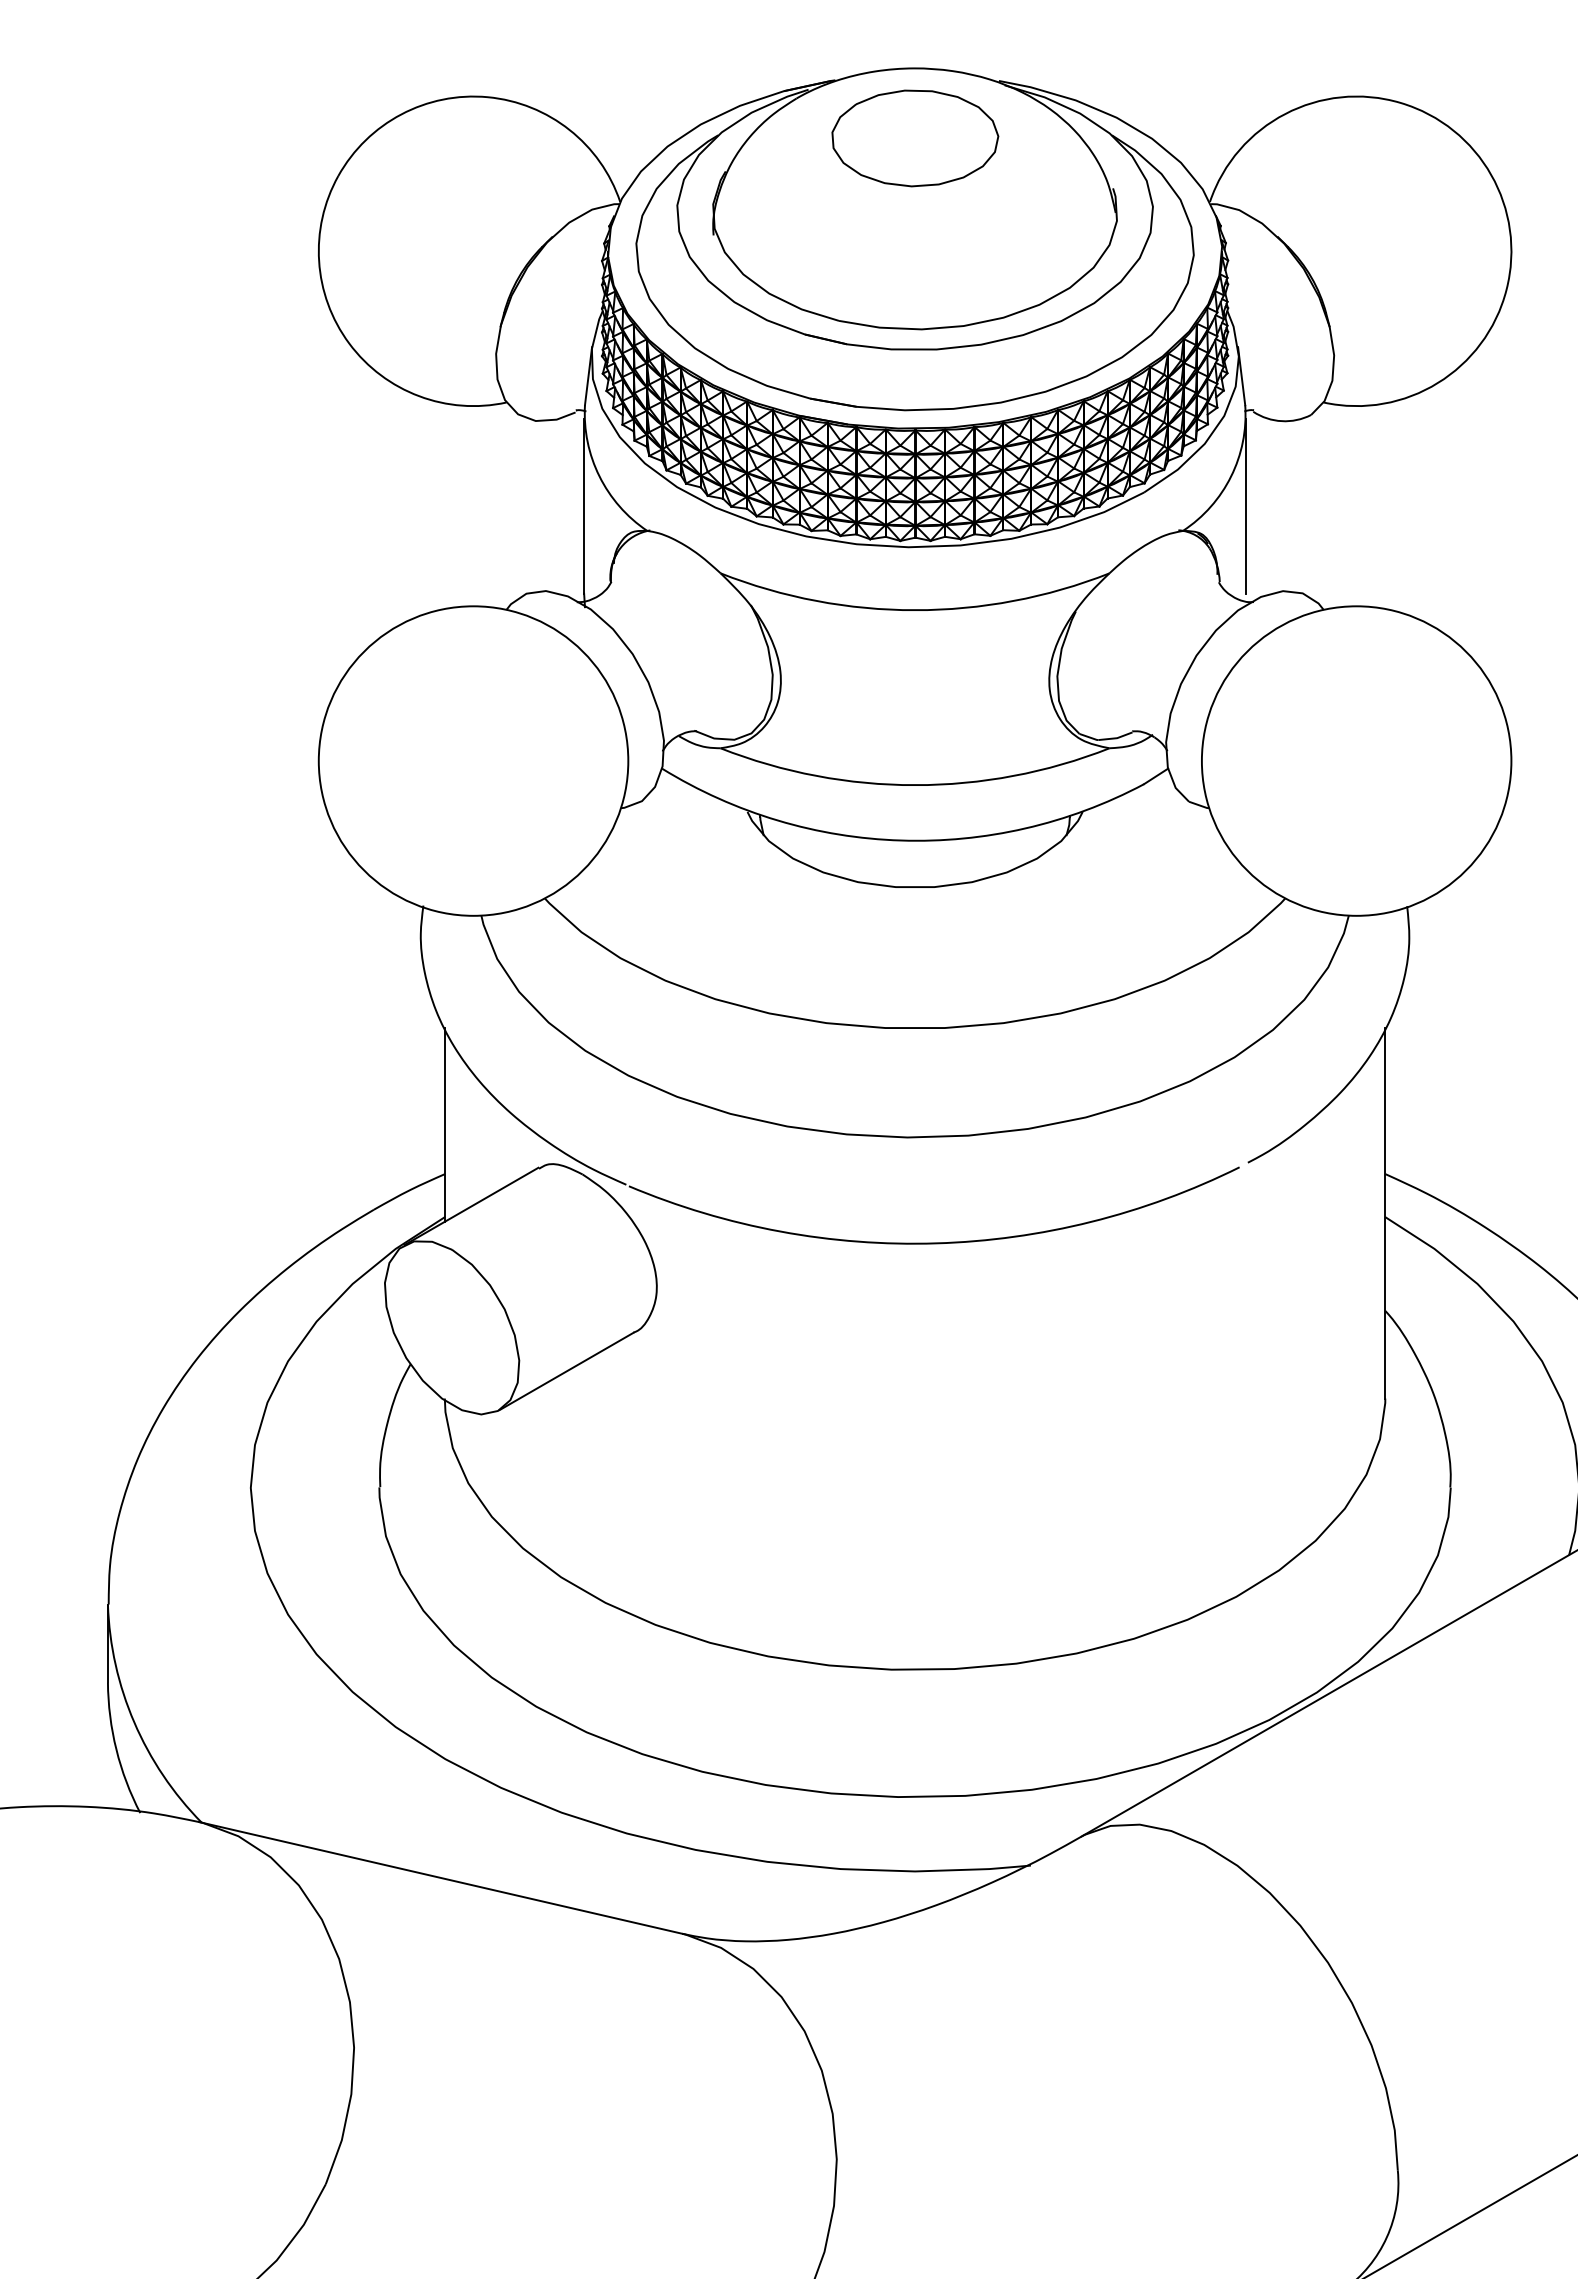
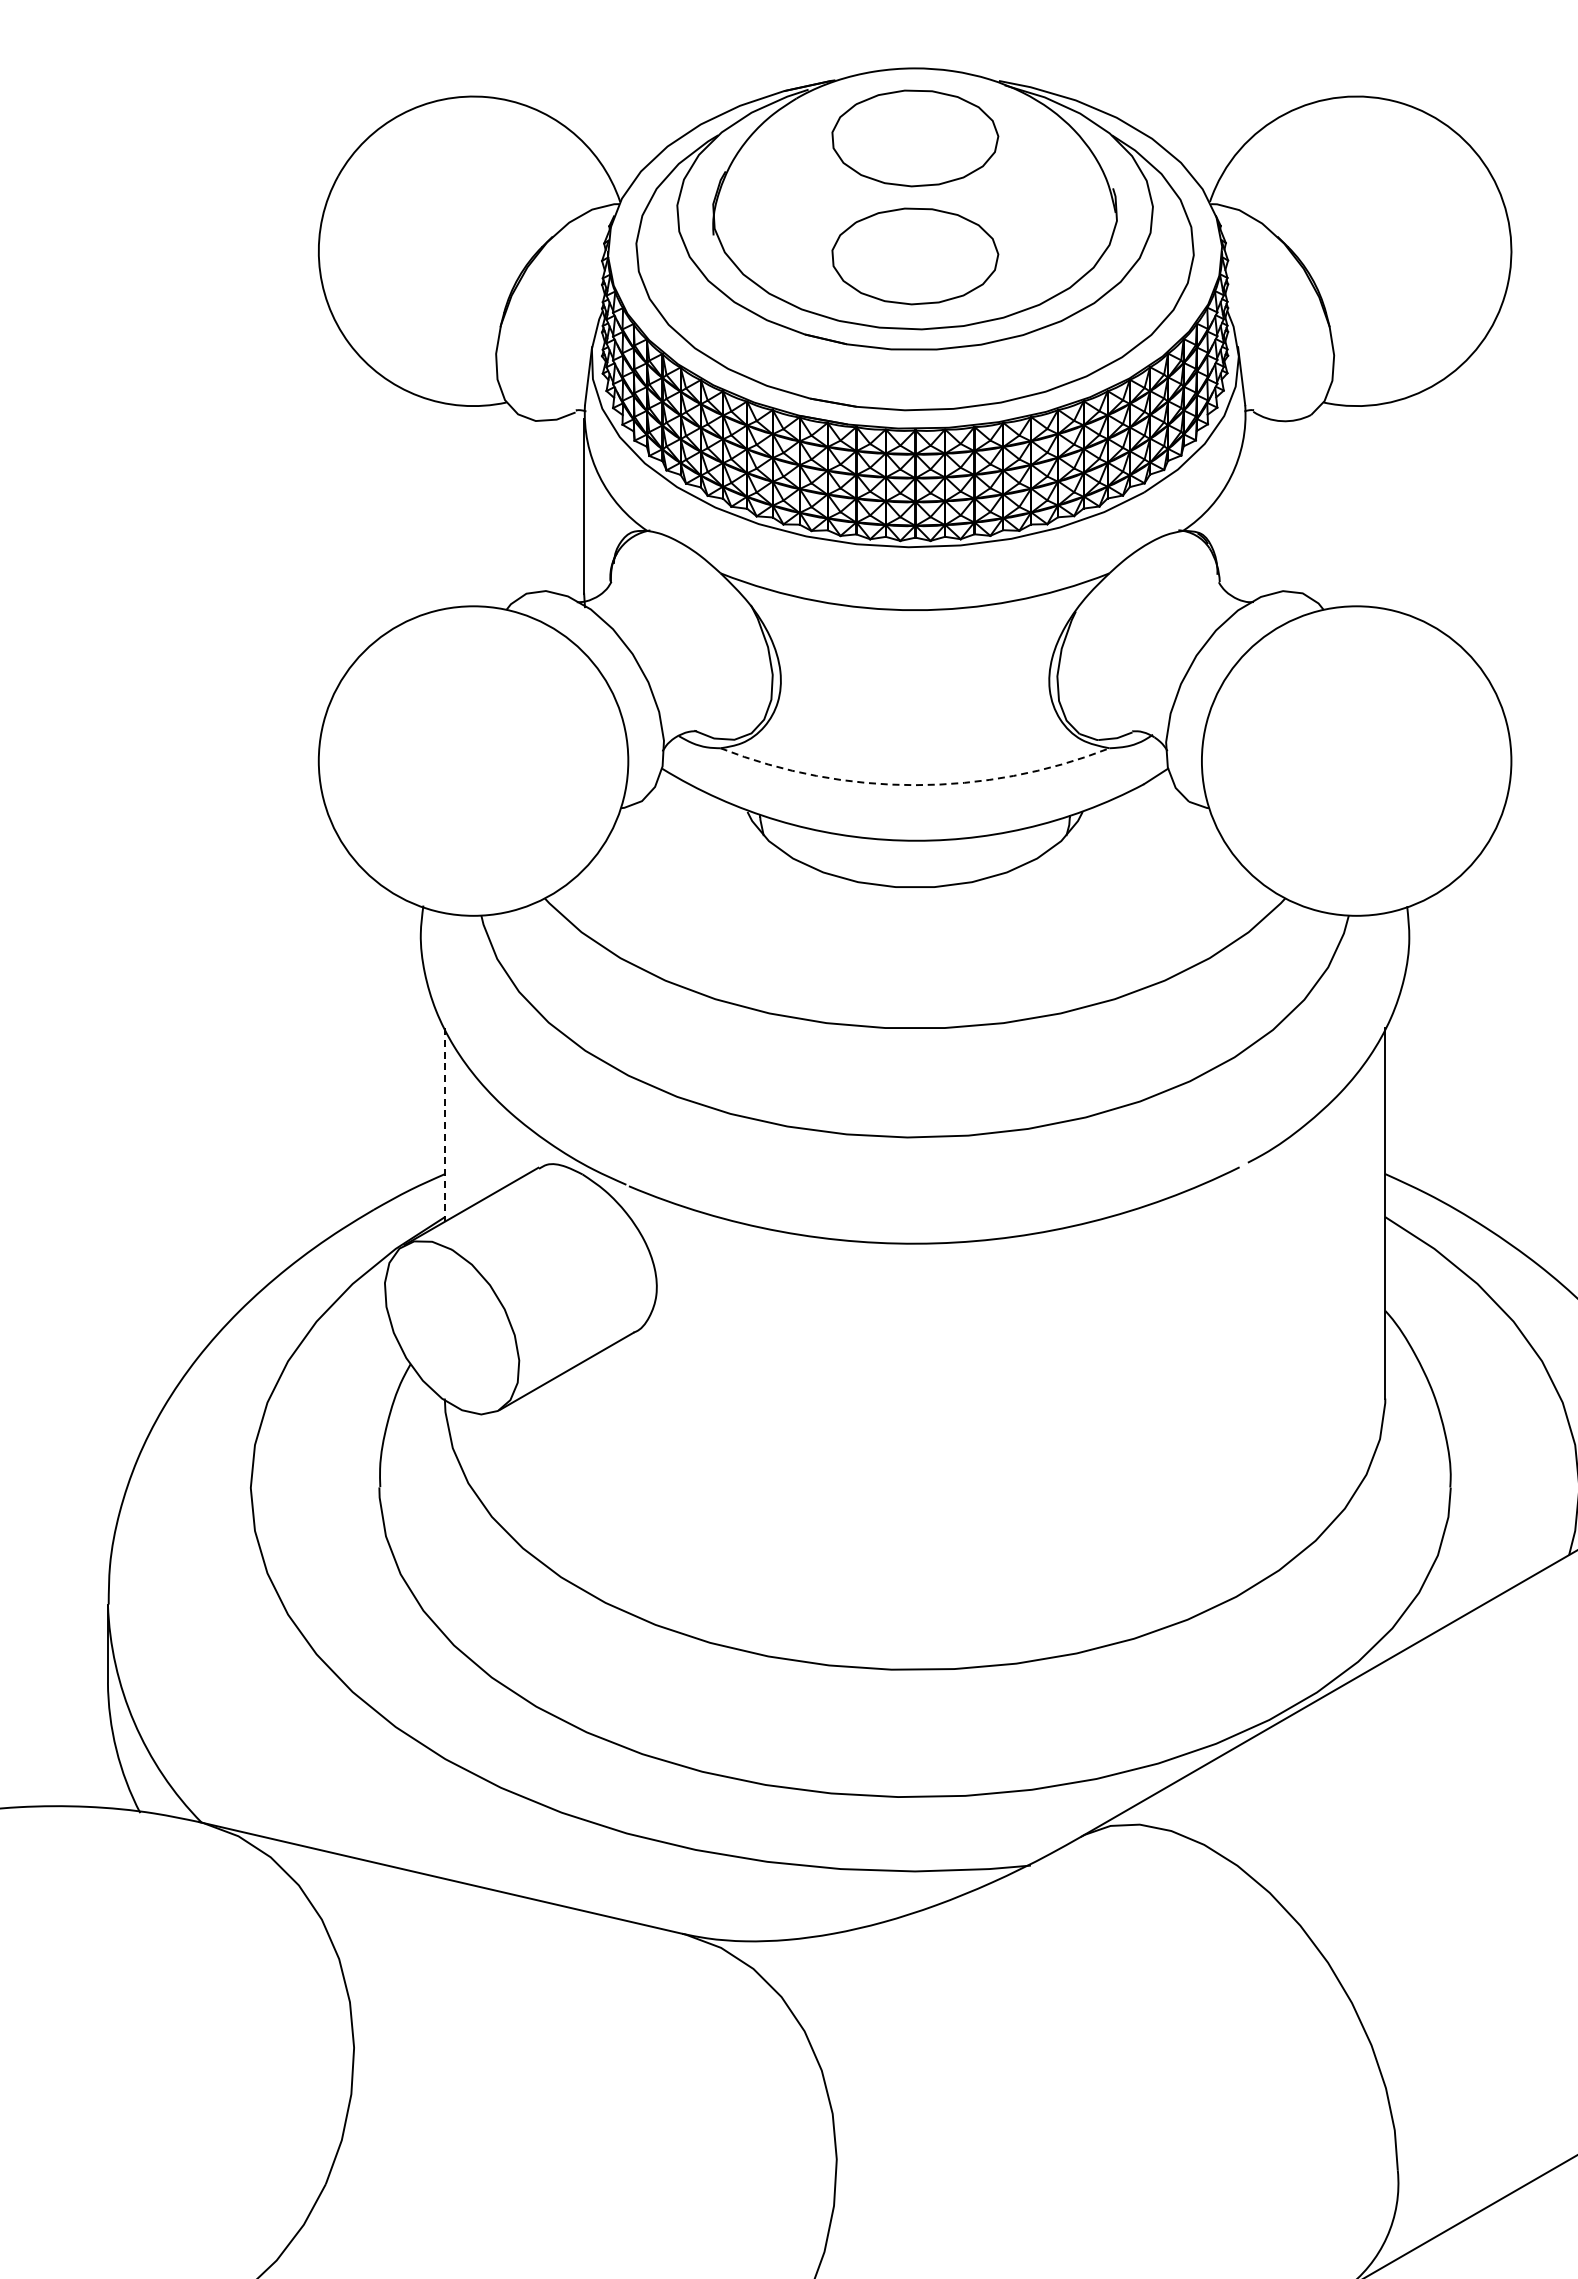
part: none -> present (915, 256)
line: present -> none (1246, 505)
arc: solid -> dashed (915, 785)
line: solid -> dashed (444, 1124)
